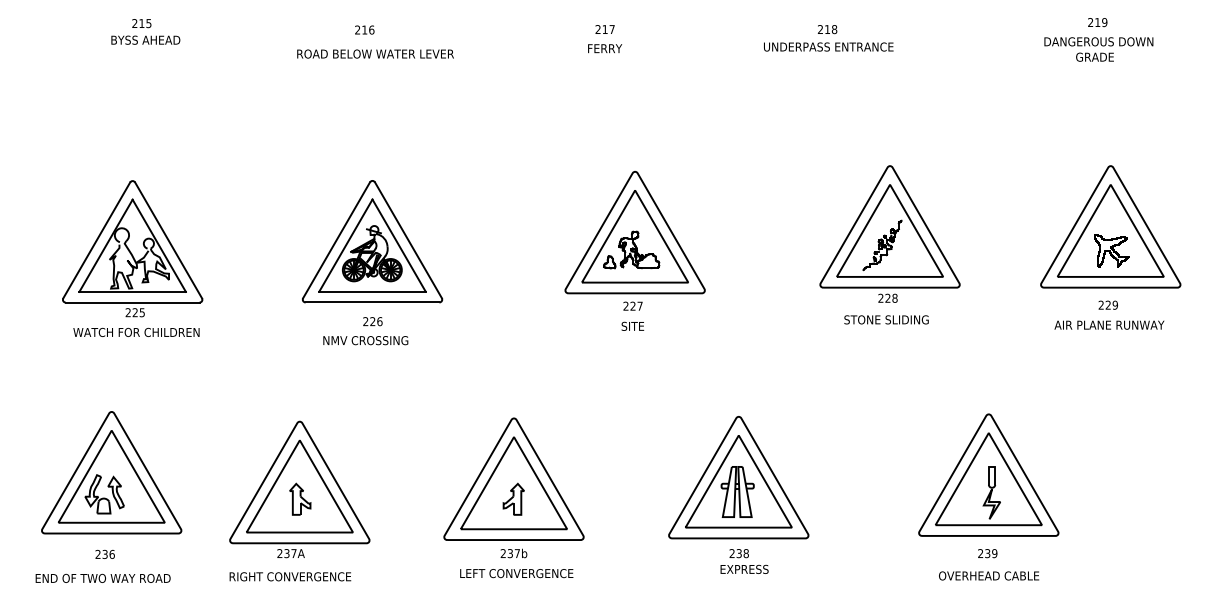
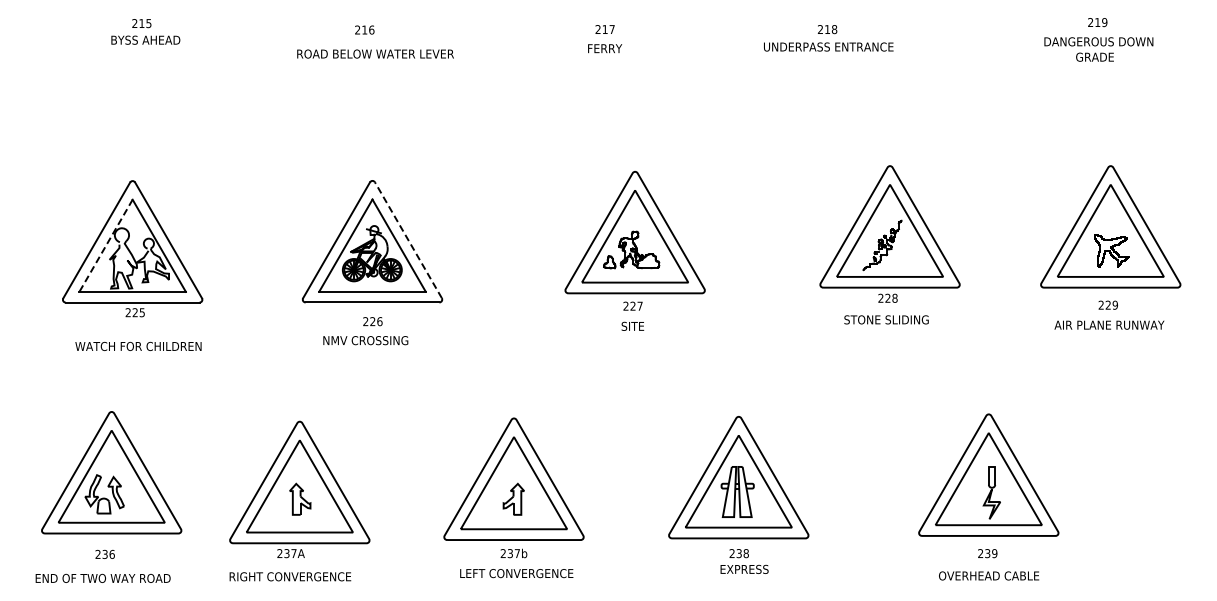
line: solid -> dashed (408, 240)
line: solid -> dashed (105, 246)
text position: (136, 331) -> (138, 345) (138, 345)
